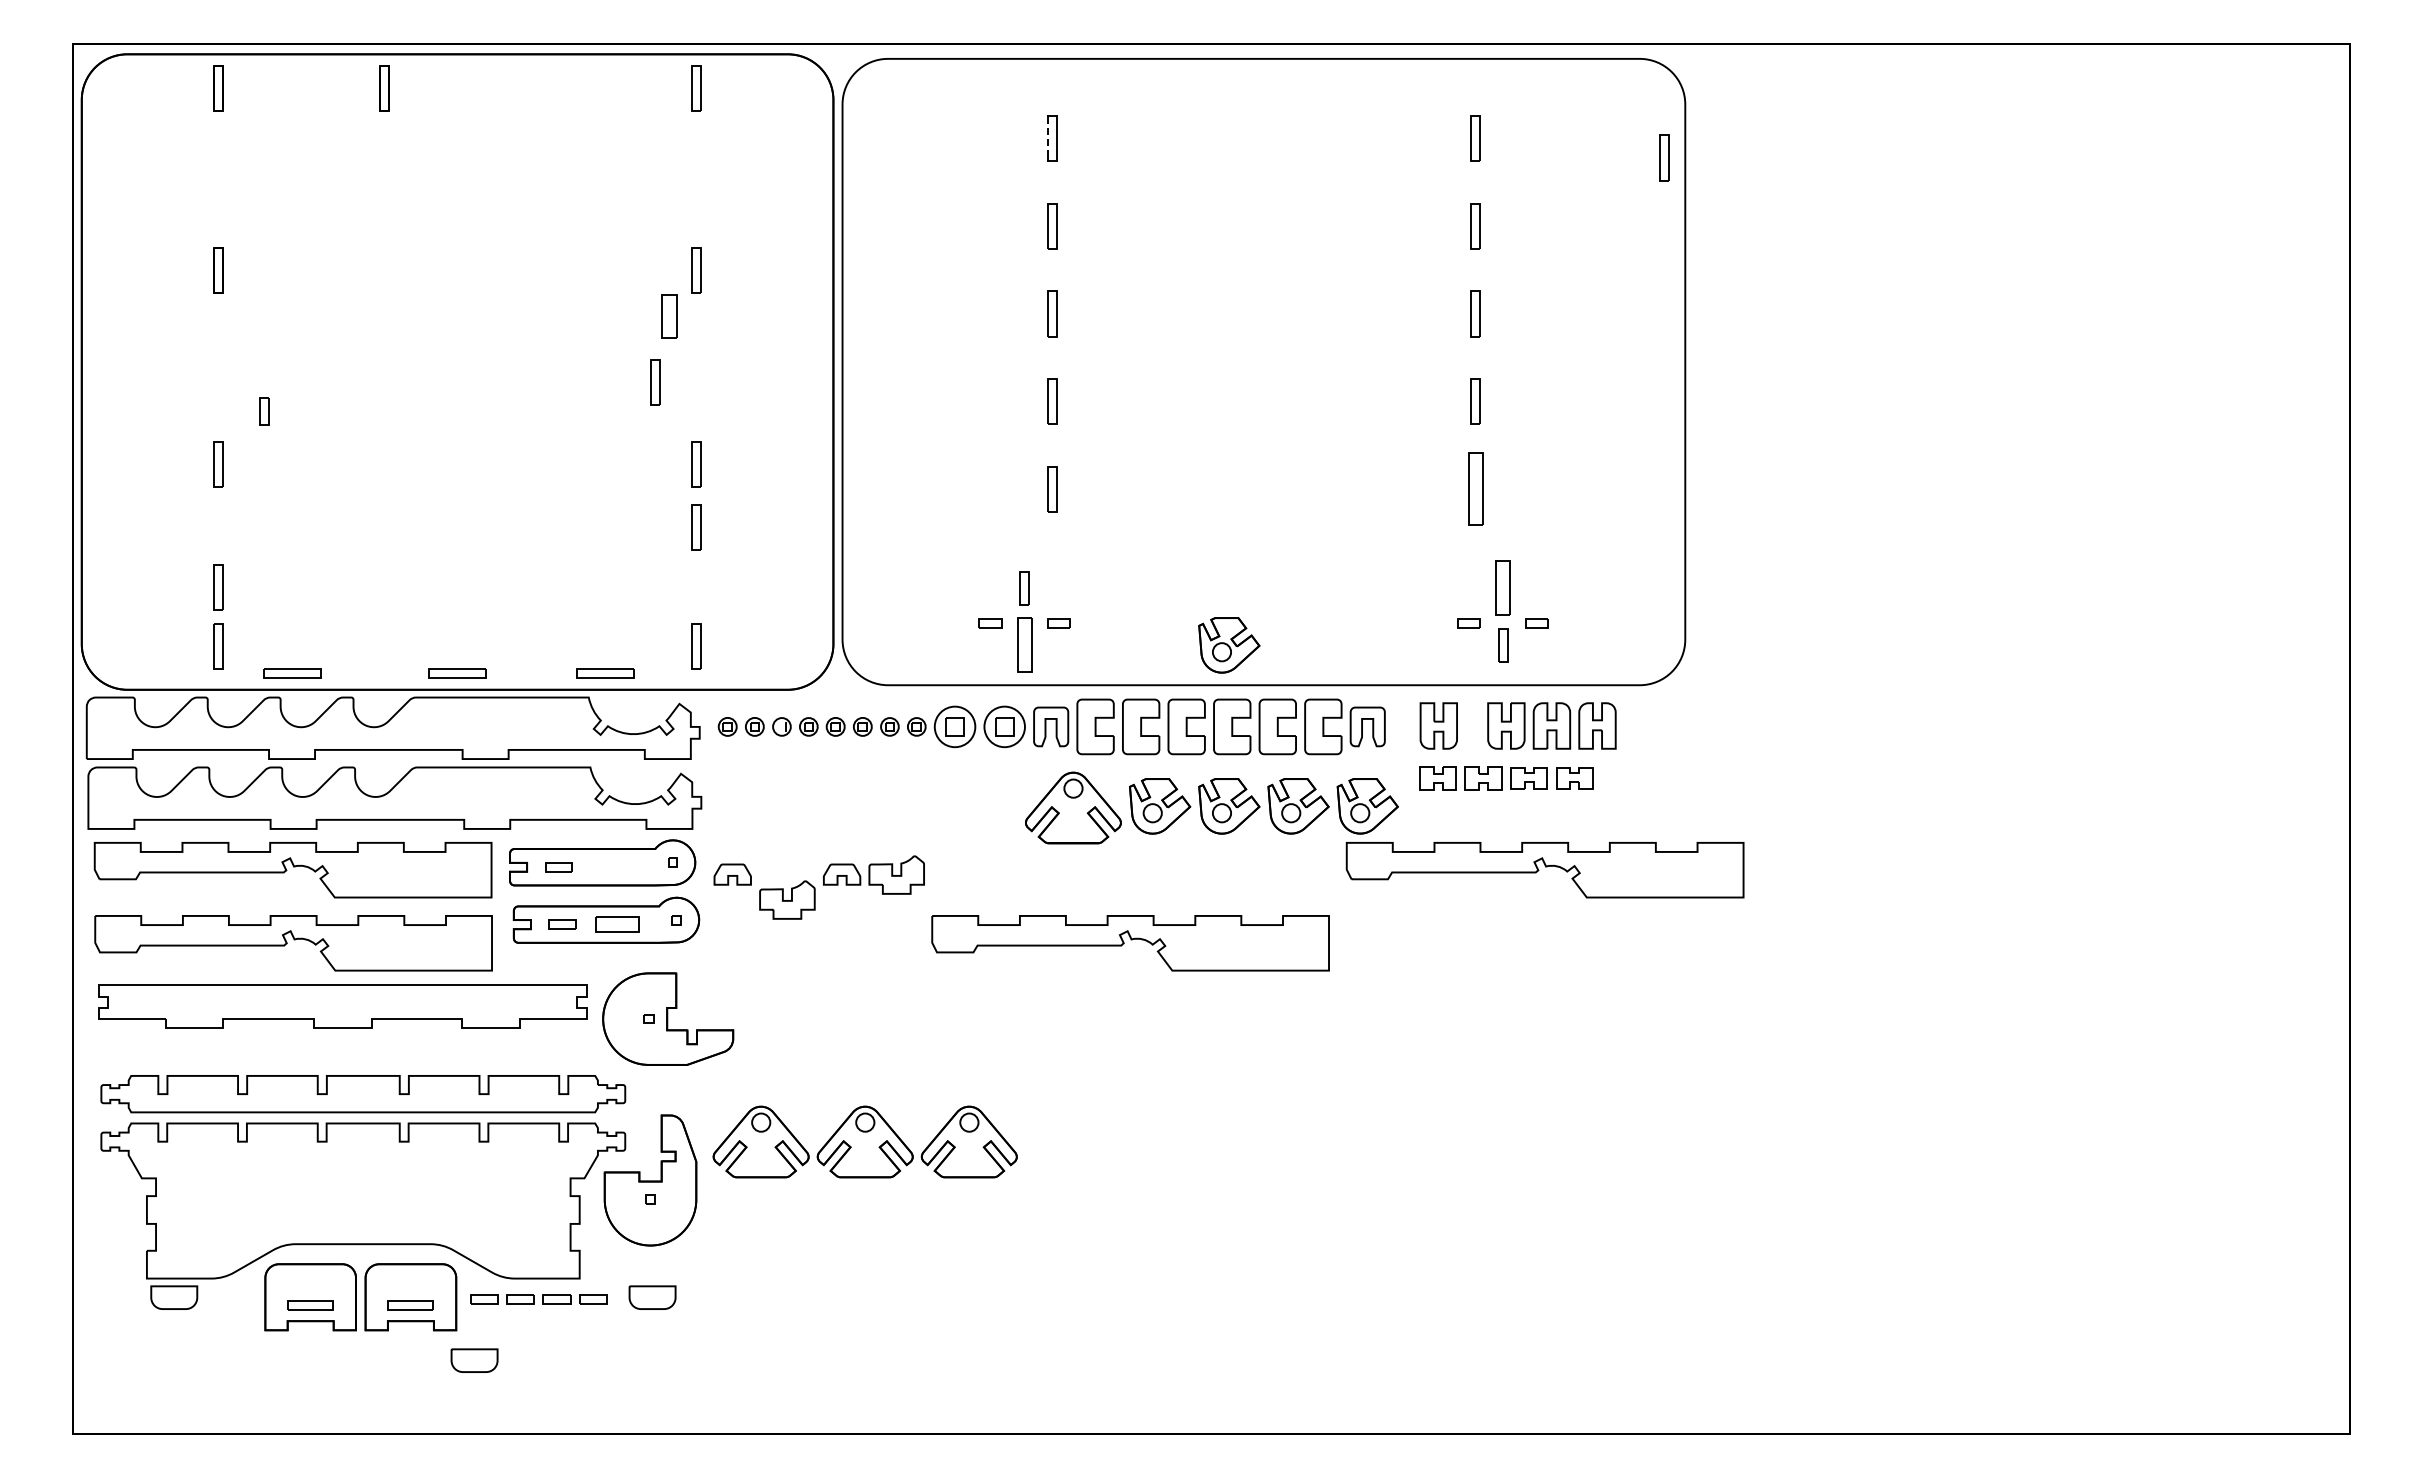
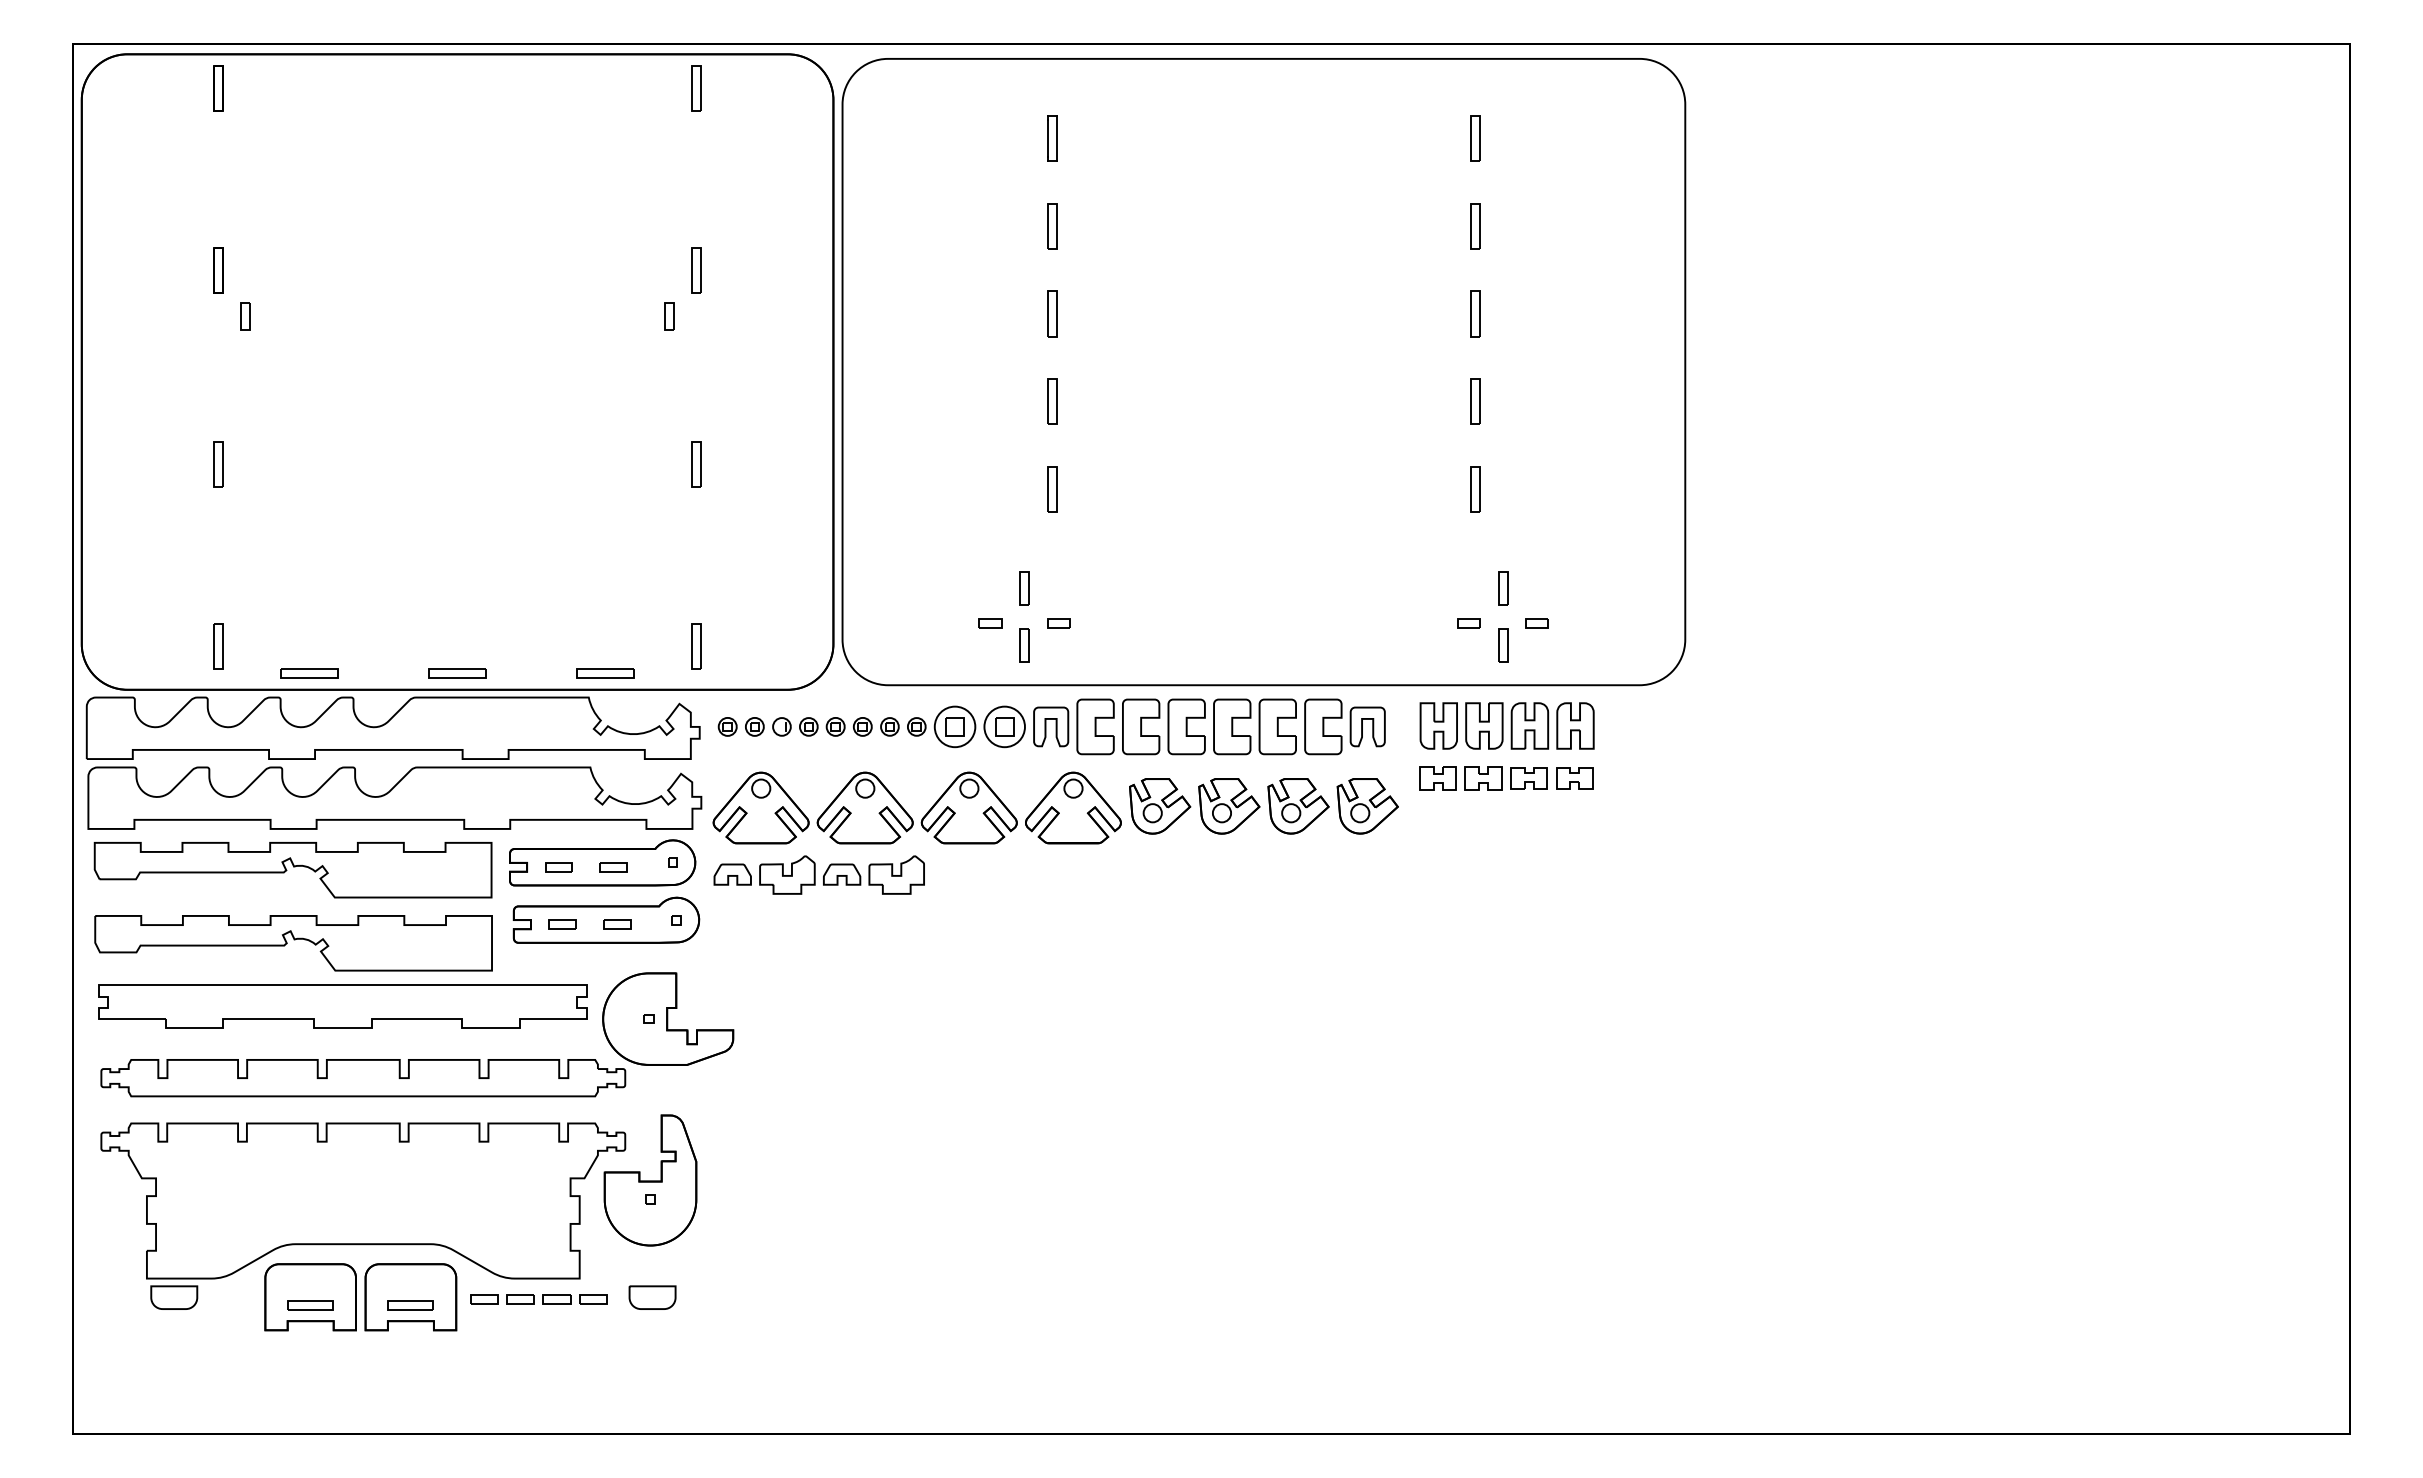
part: present -> none (384, 88)
line: dashed -> solid (1047, 138)
part: present -> none (1664, 157)
part size: 17x45 px -> 11x29 px (669, 316)
part: present -> none (655, 382)
part position: (264, 411) -> (245, 316) (245, 316)
part size: 16x74 px -> 11x47 px (1475, 489)
part: present -> none (696, 527)
part: present -> none (218, 587)
part size: 16x56 px -> 11x35 px (1503, 588)
part size: 16x56 px -> 11x35 px (1024, 645)
part: present -> none (1229, 645)
part position: (292, 673) -> (309, 673) (309, 673)
part position: (1551, 725) -> (1529, 725) (1529, 725)
part: none -> present (613, 867)
part: present -> none (1544, 870)
part position: (787, 899) -> (787, 874) (787, 874)
part size: 45x17 px -> 29x11 px (617, 924)
part: present -> none (1130, 943)
part position: (363, 1094) -> (363, 1078) (363, 1078)
part position: (864, 1141) -> (864, 807) (864, 807)
part: present -> none (474, 1360)
